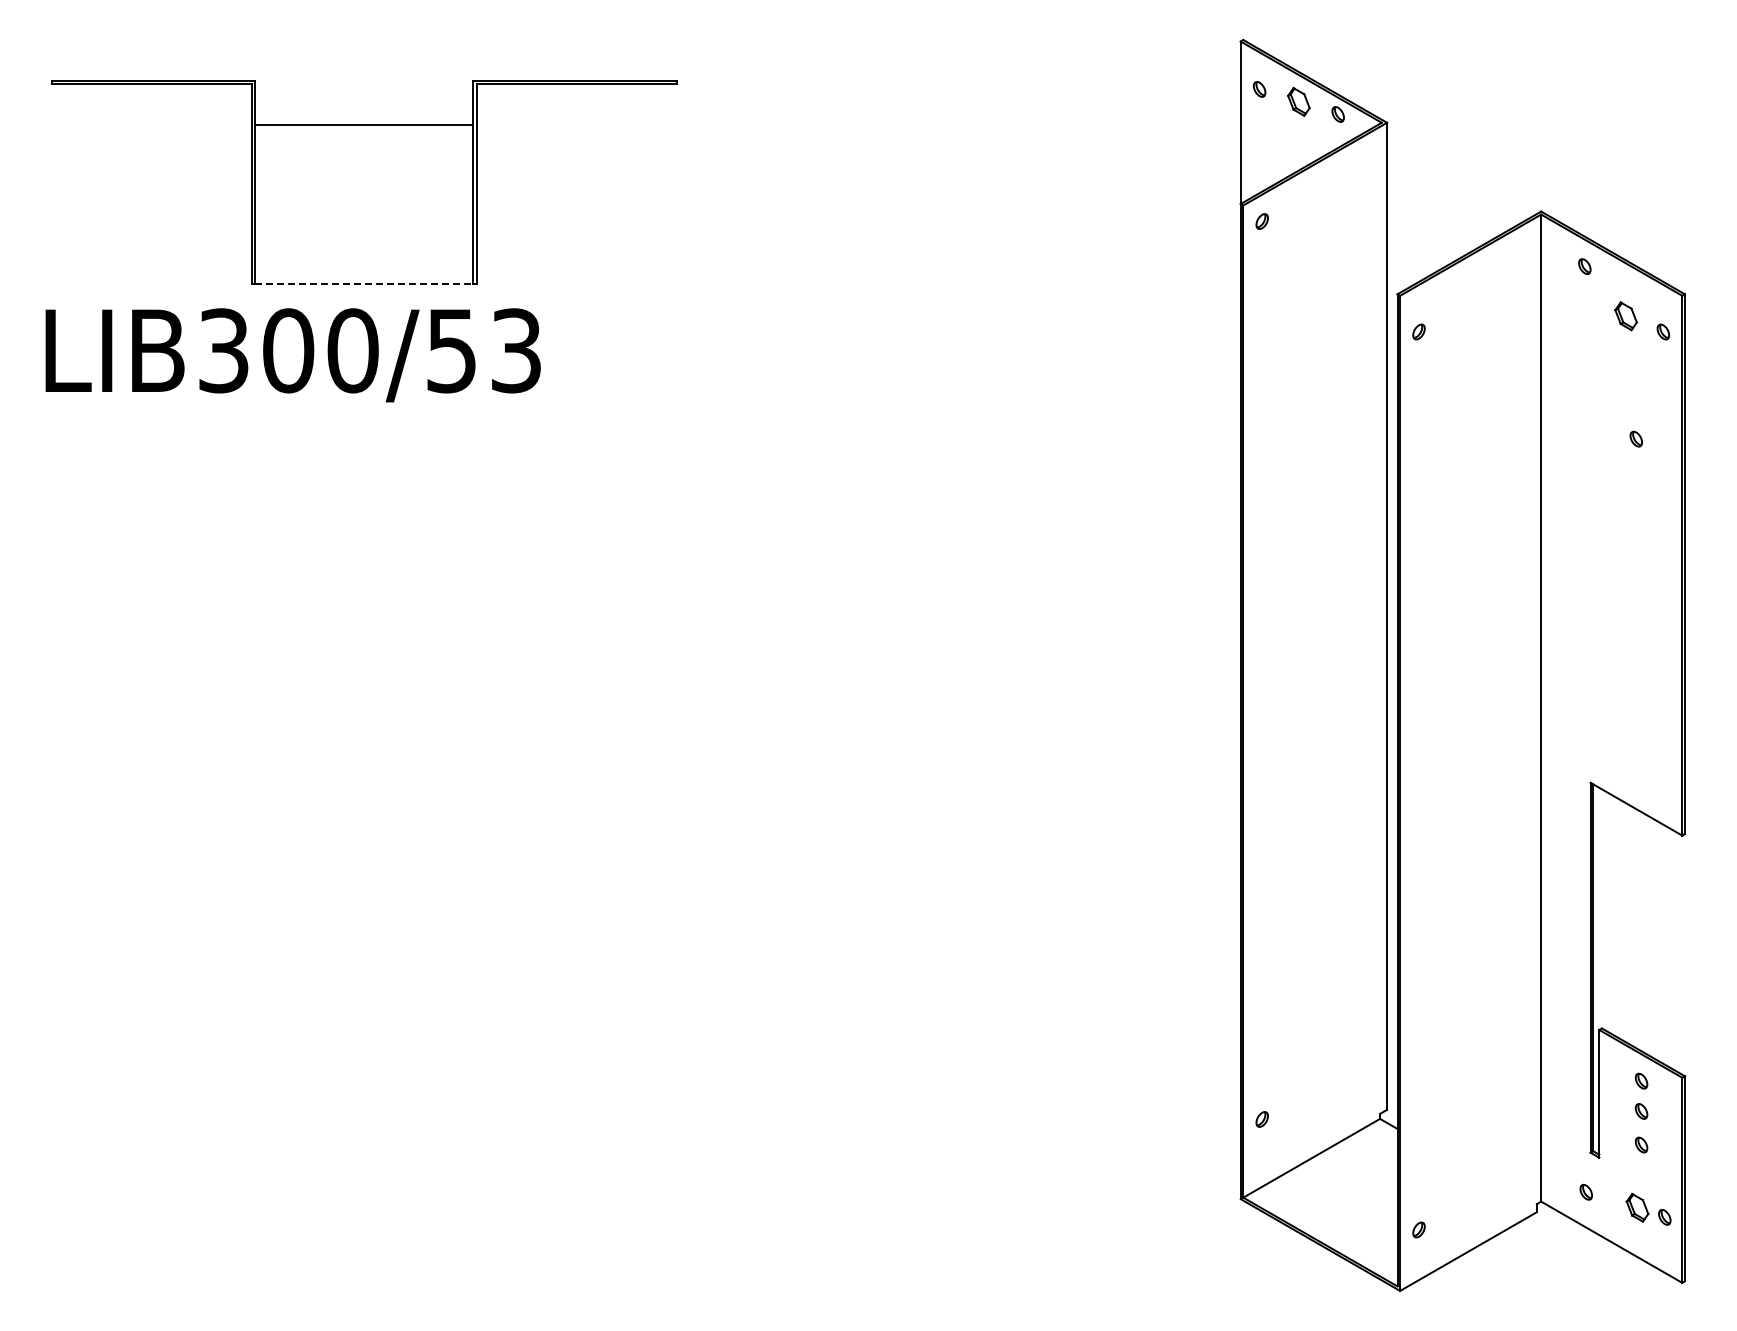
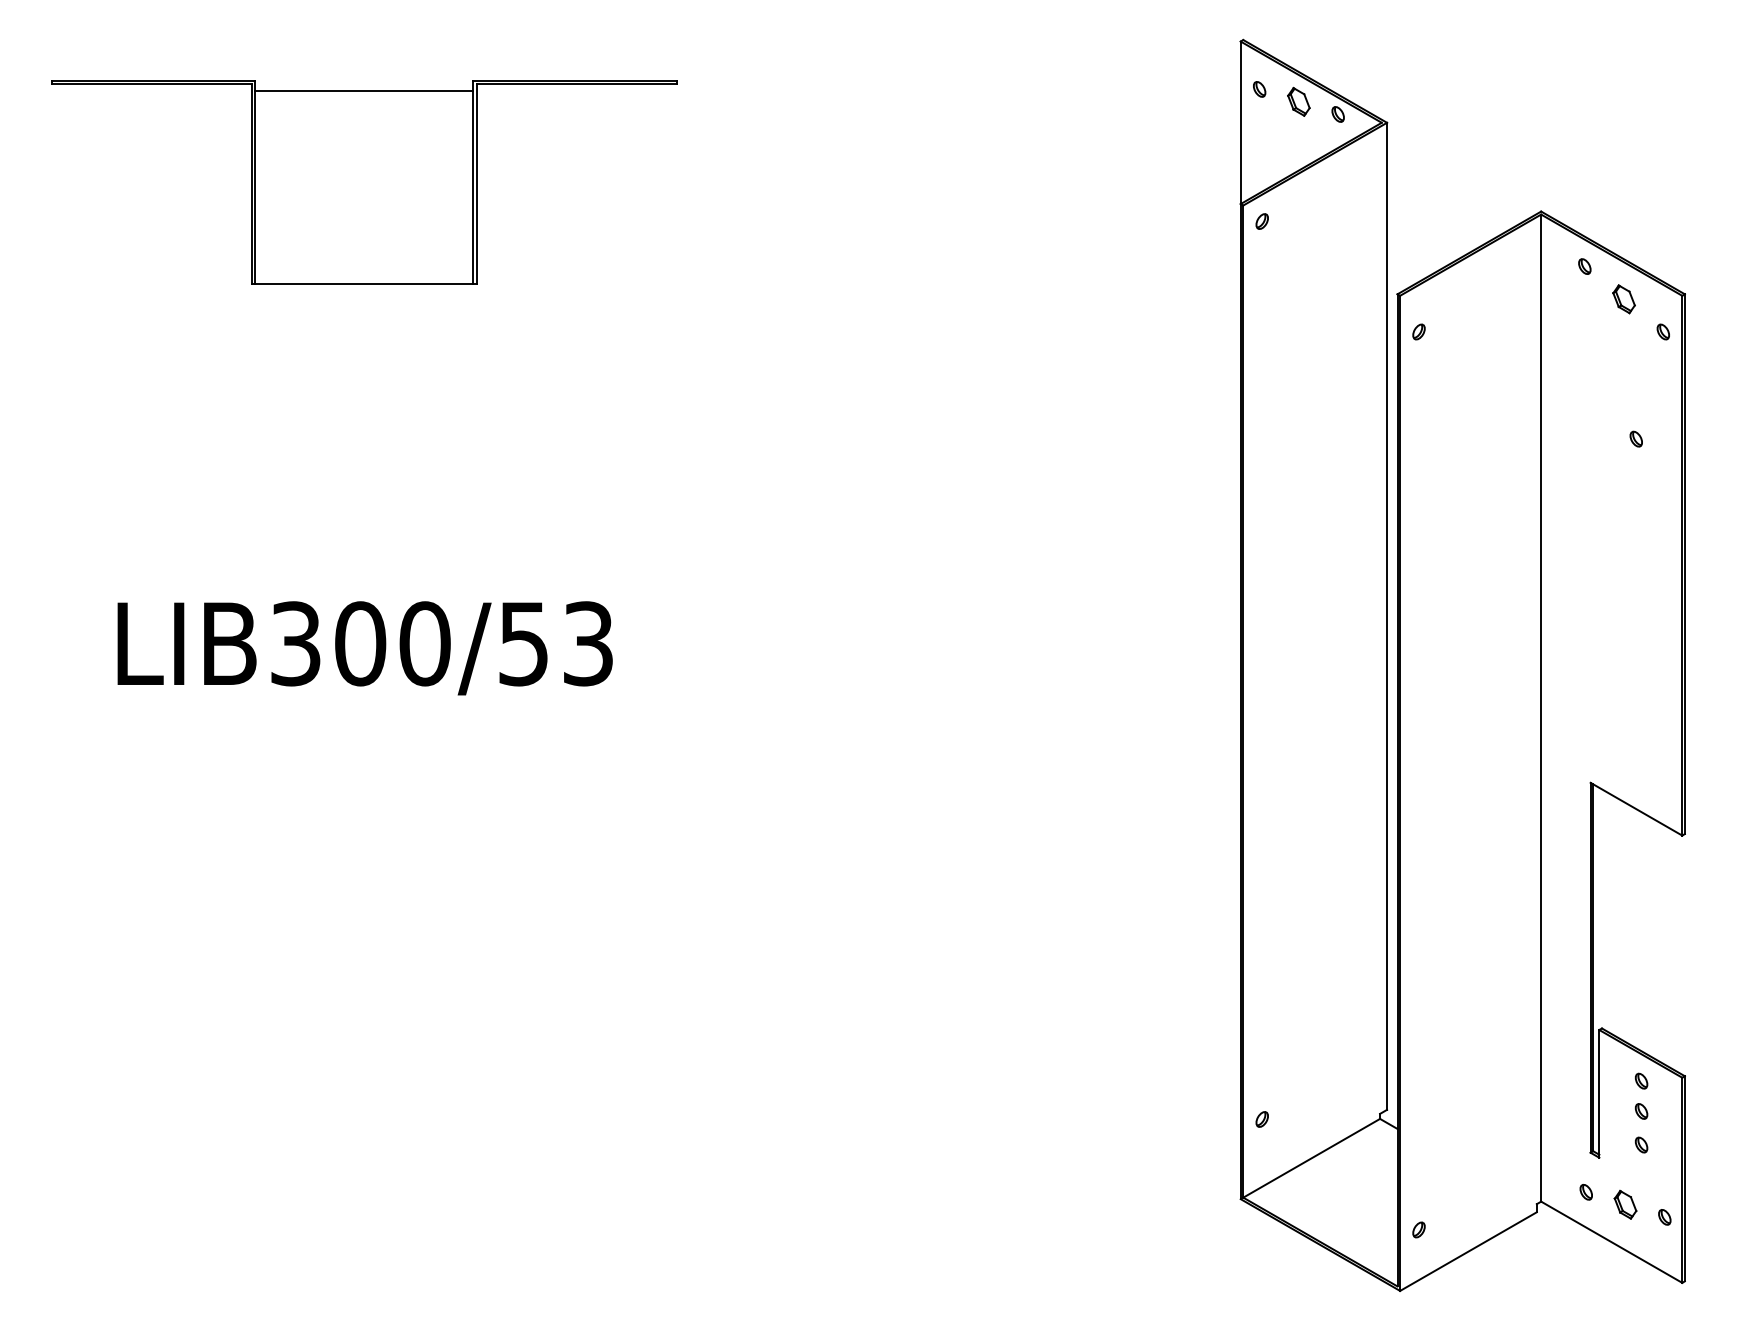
line position: (364, 124) -> (364, 90) (364, 90)
line: dashed -> solid (364, 283)
part position: (1625, 316) -> (1623, 299) (1623, 299)
text position: (292, 355) -> (364, 648) (364, 648)
part position: (1637, 1207) -> (1625, 1204) (1625, 1204)
